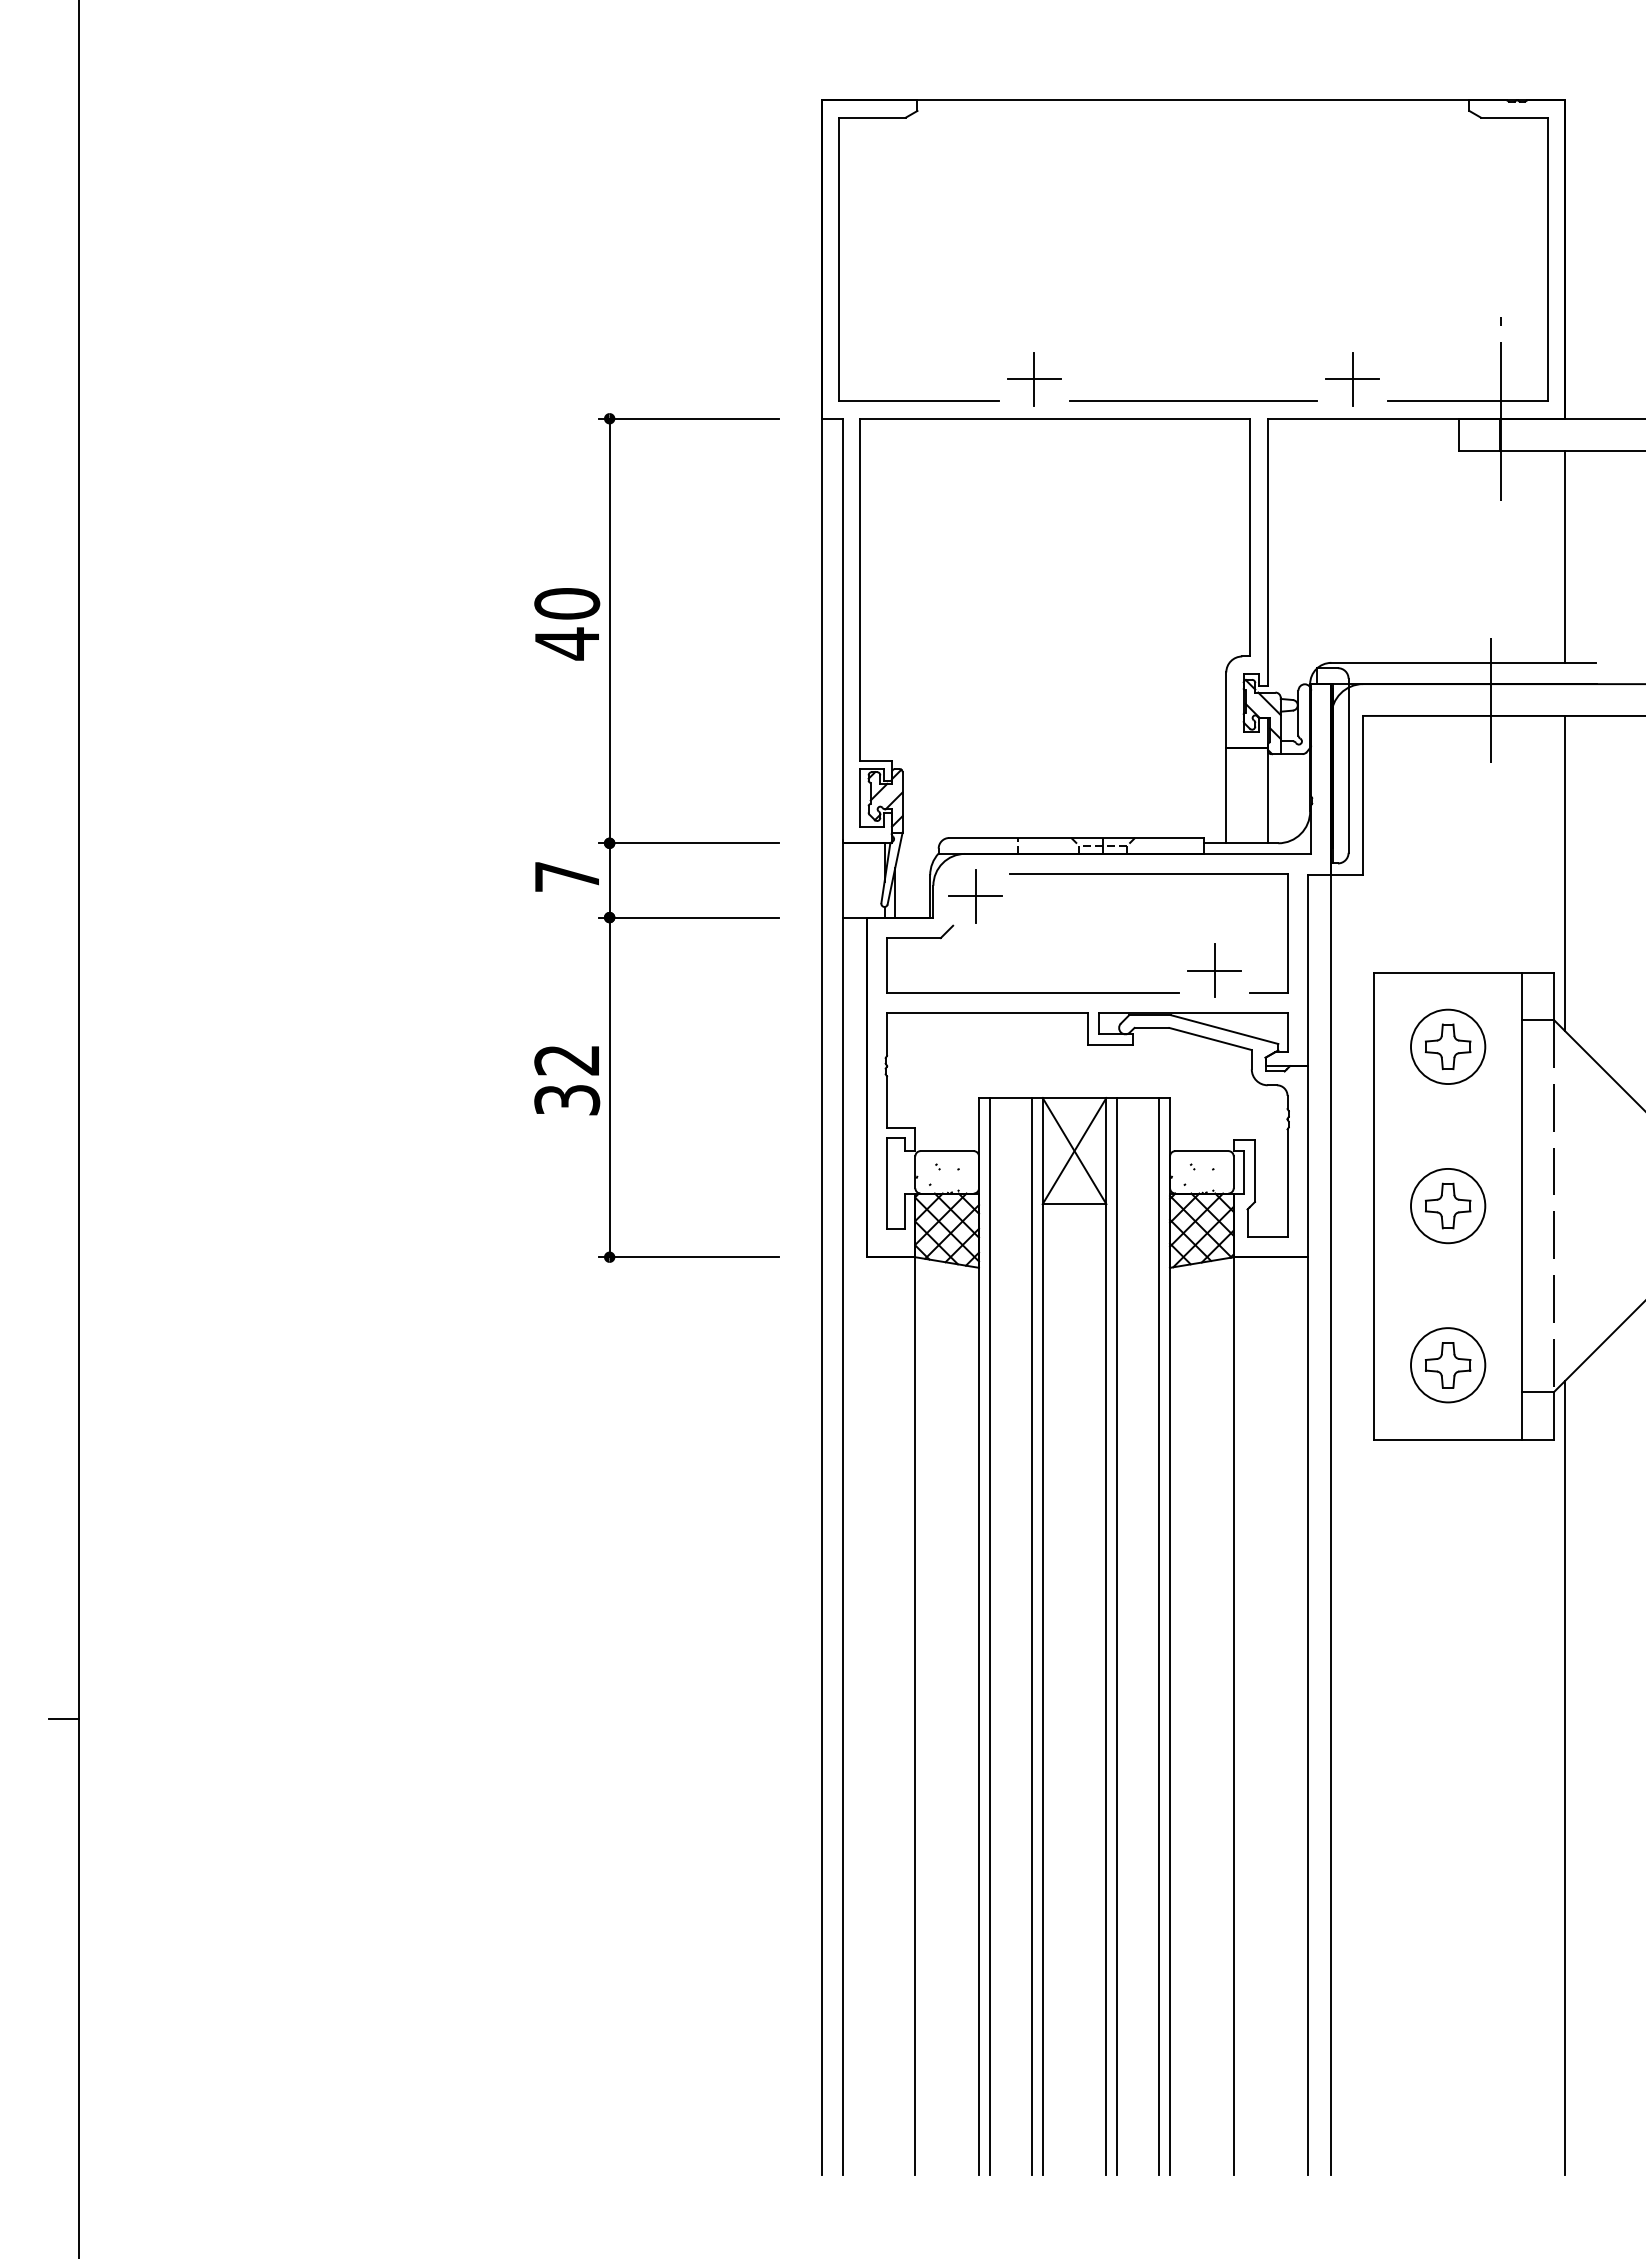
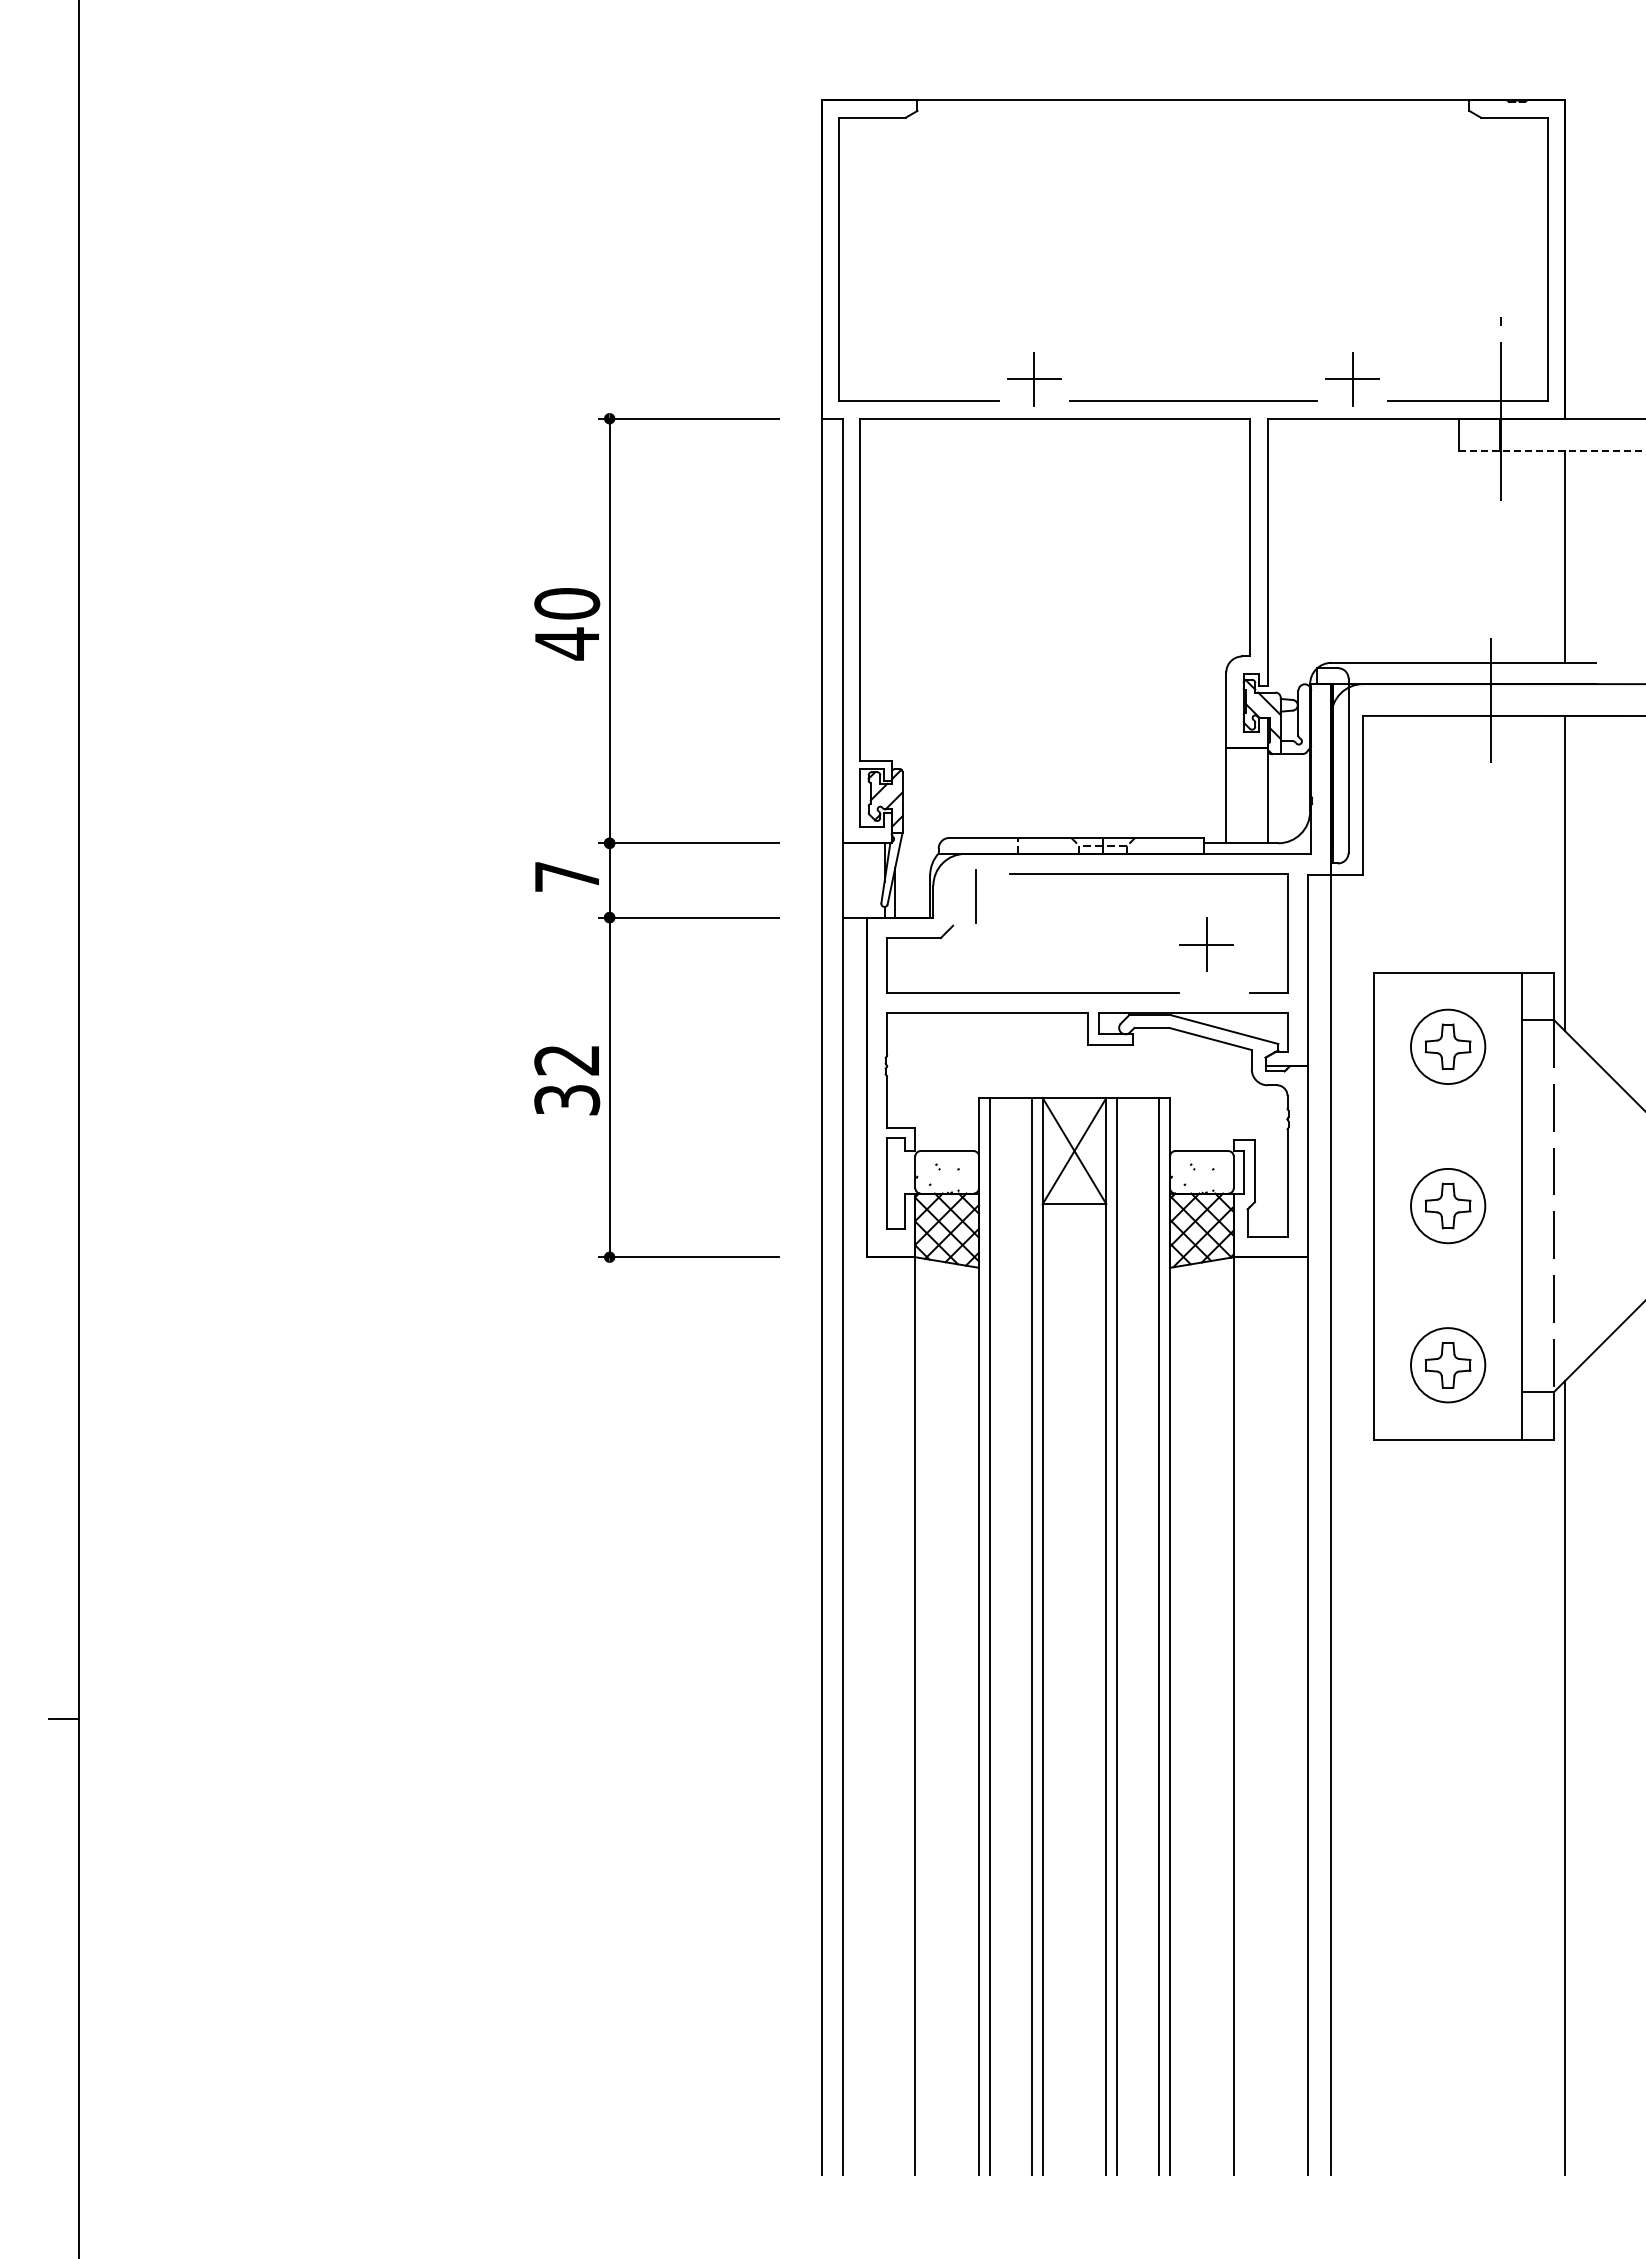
line: solid -> dashed (1552, 450)
line: present -> none (975, 896)
part position: (1214, 970) -> (1206, 944) (1206, 944)
